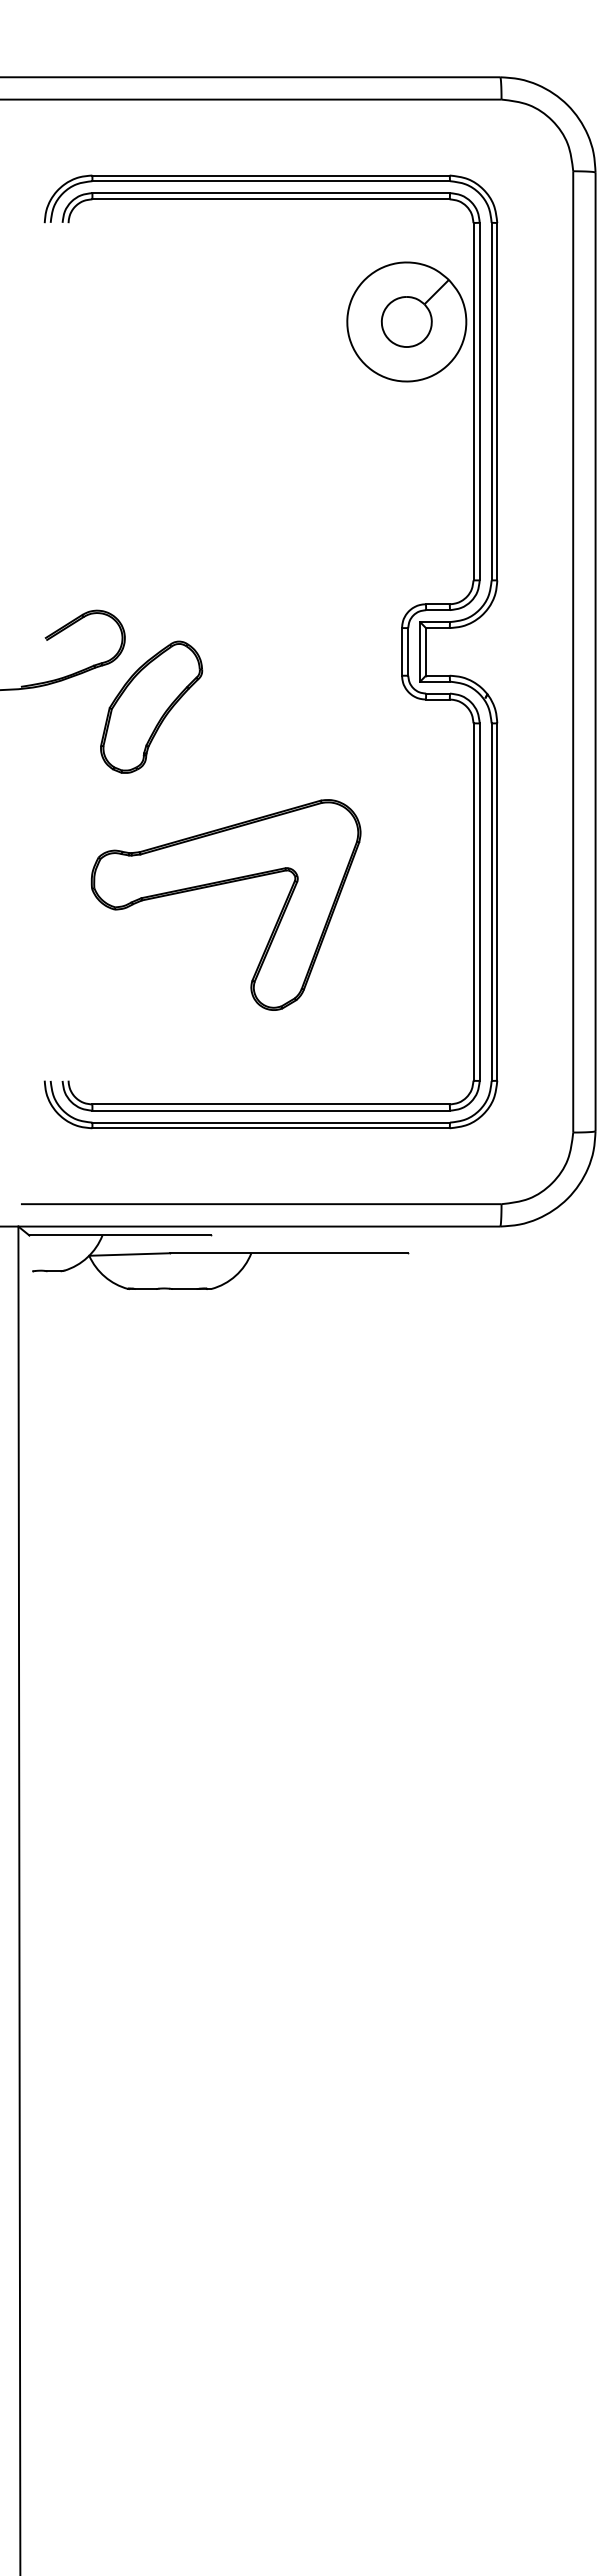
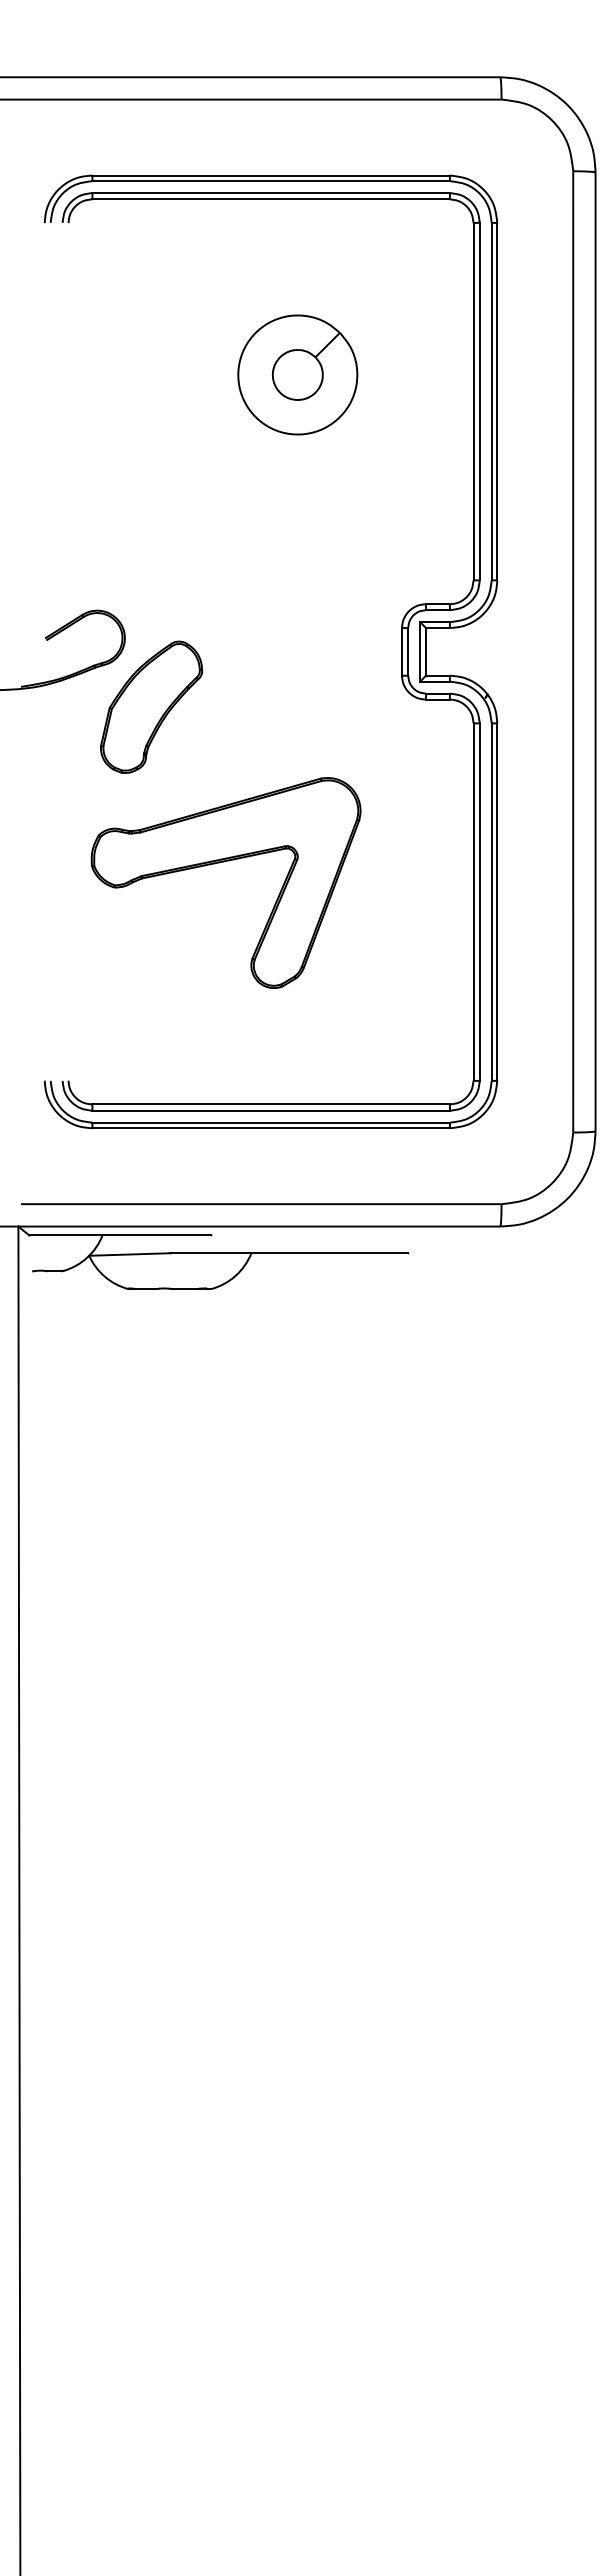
part position: (406, 321) -> (297, 374) (297, 374)
part position: (219, 885) -> (219, 863) (219, 863)
